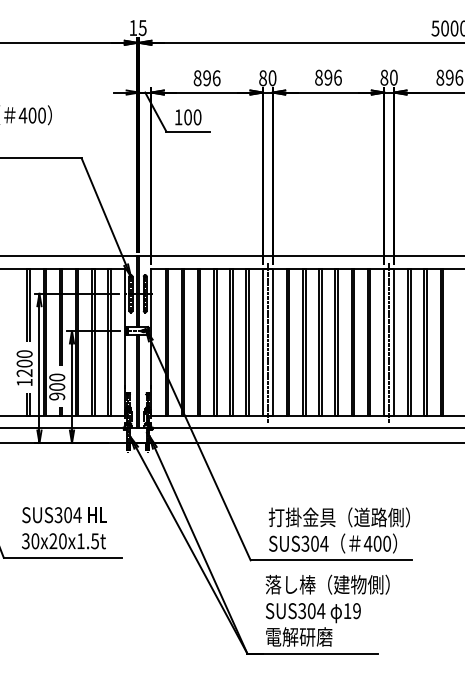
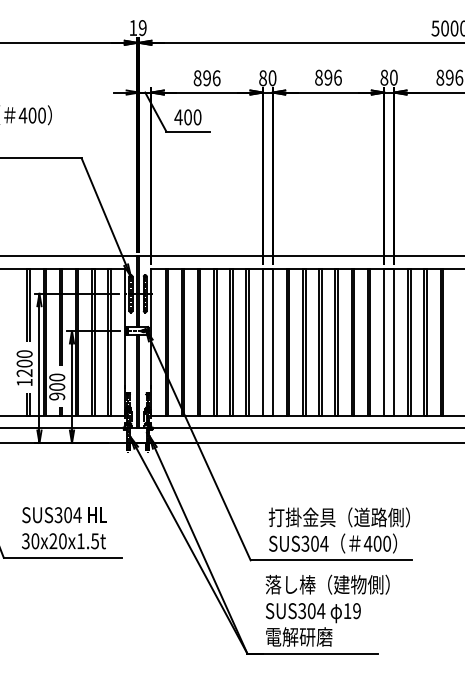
text: 15 -> 19 (142, 27)
text: 100 -> 400 (178, 117)
line: present -> none (267, 341)
line: present -> none (389, 341)
